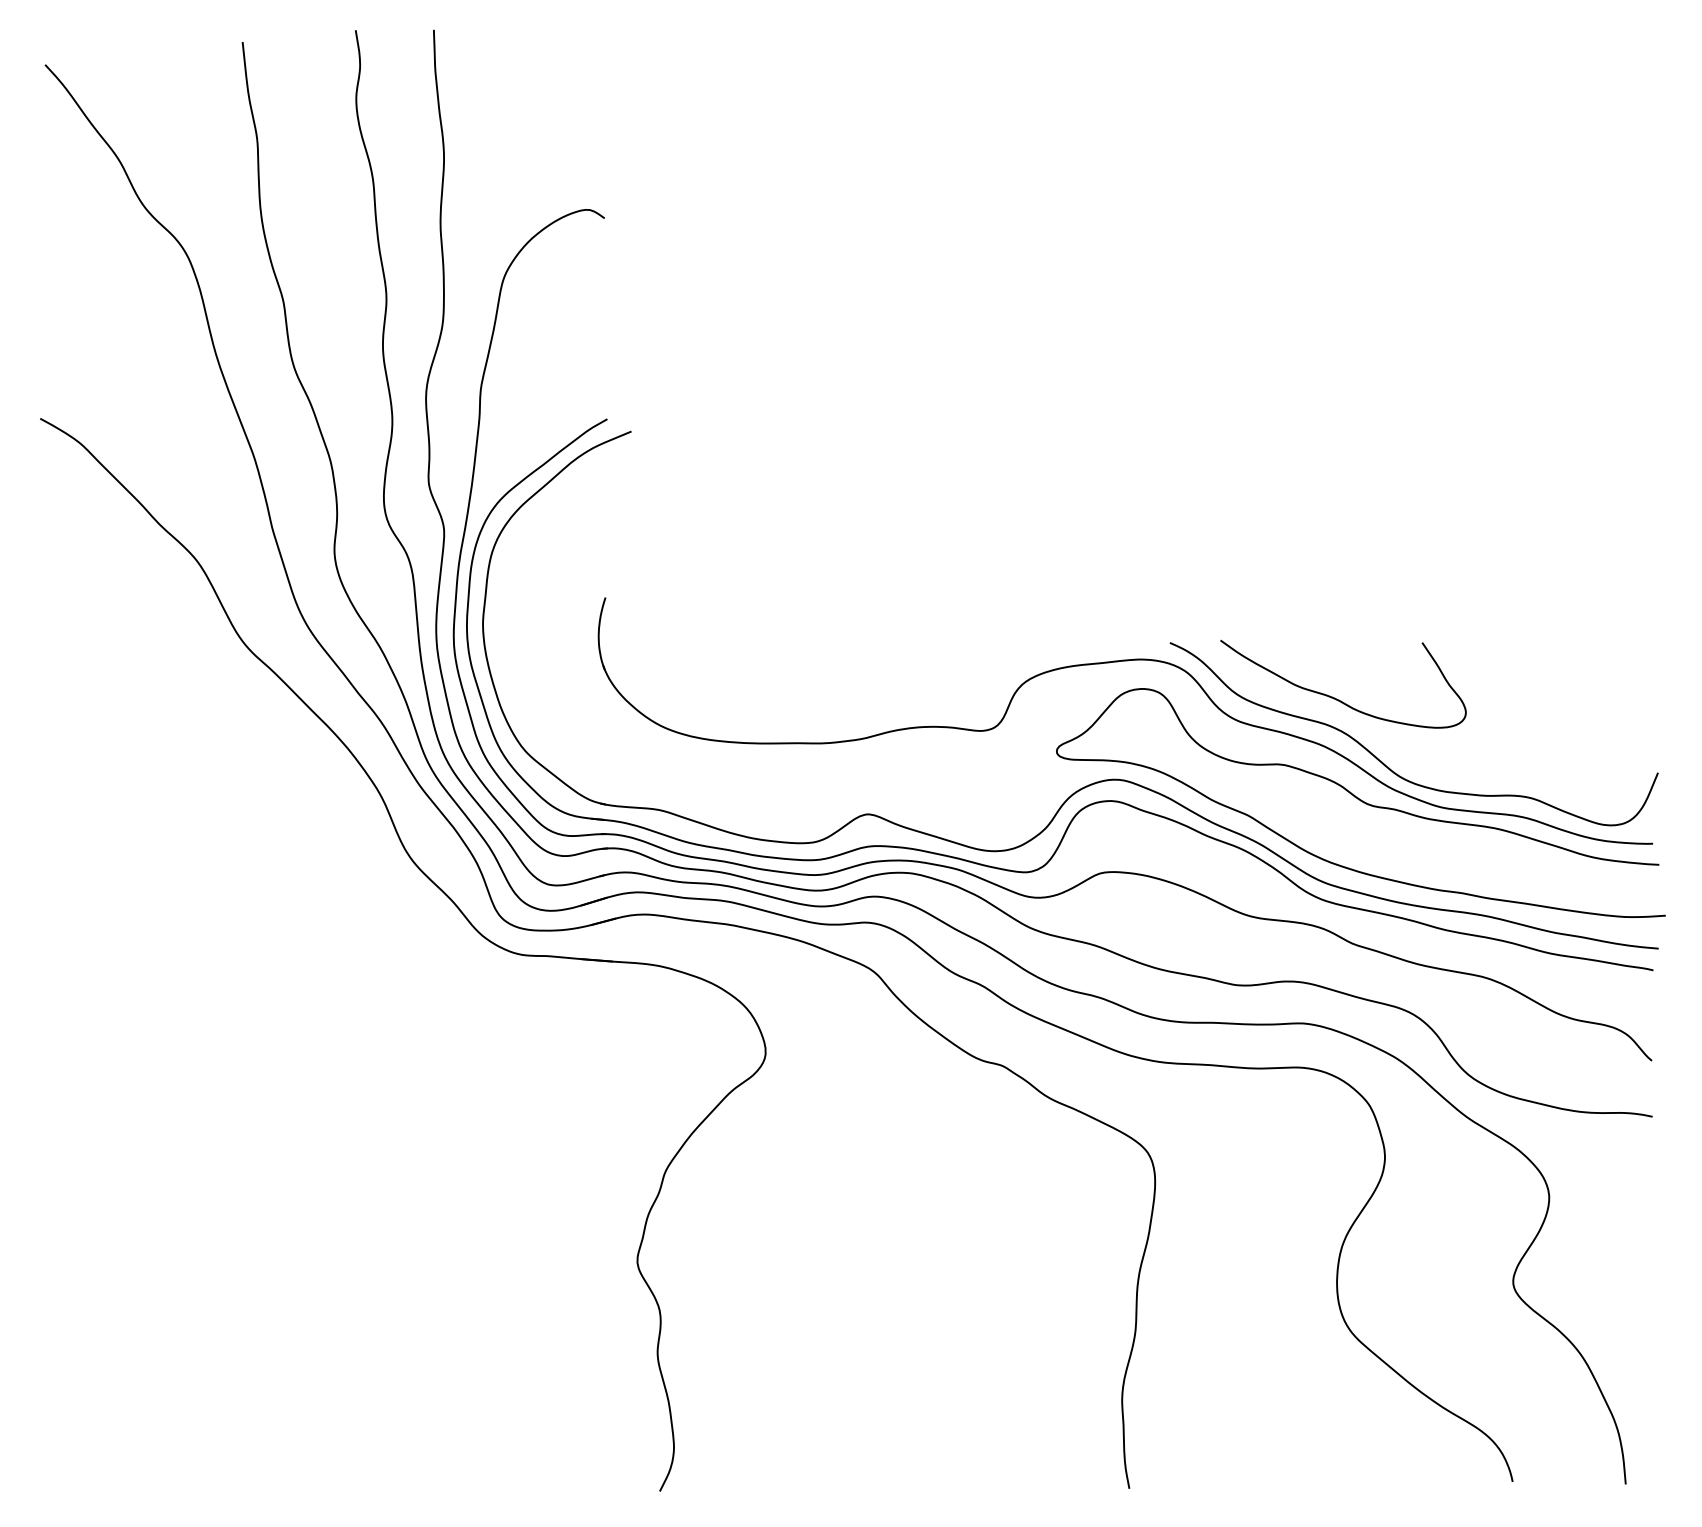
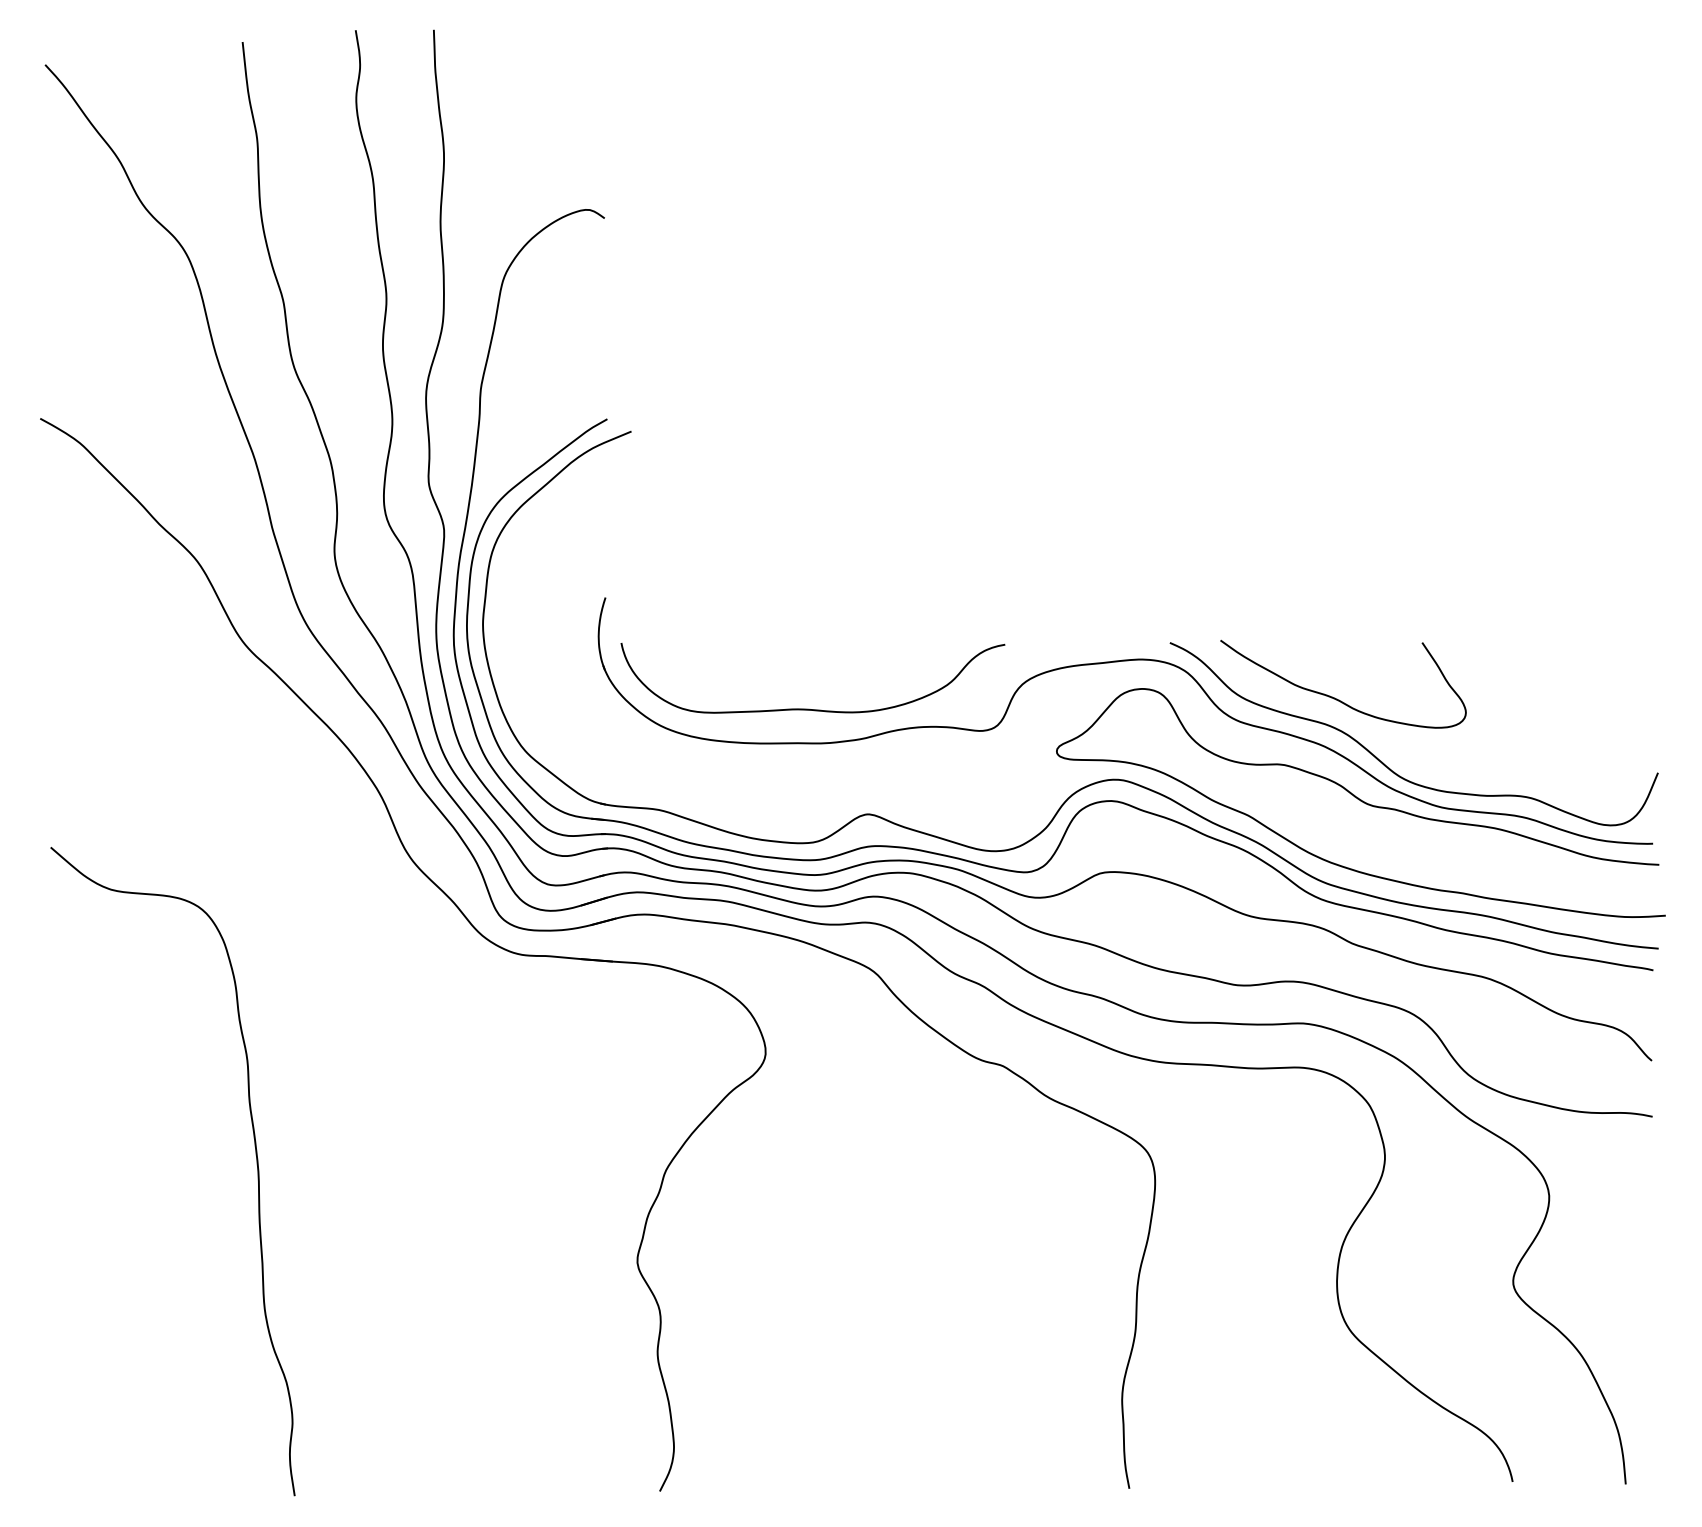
curve: none -> present (809, 708)
curve: none -> present (256, 1164)
